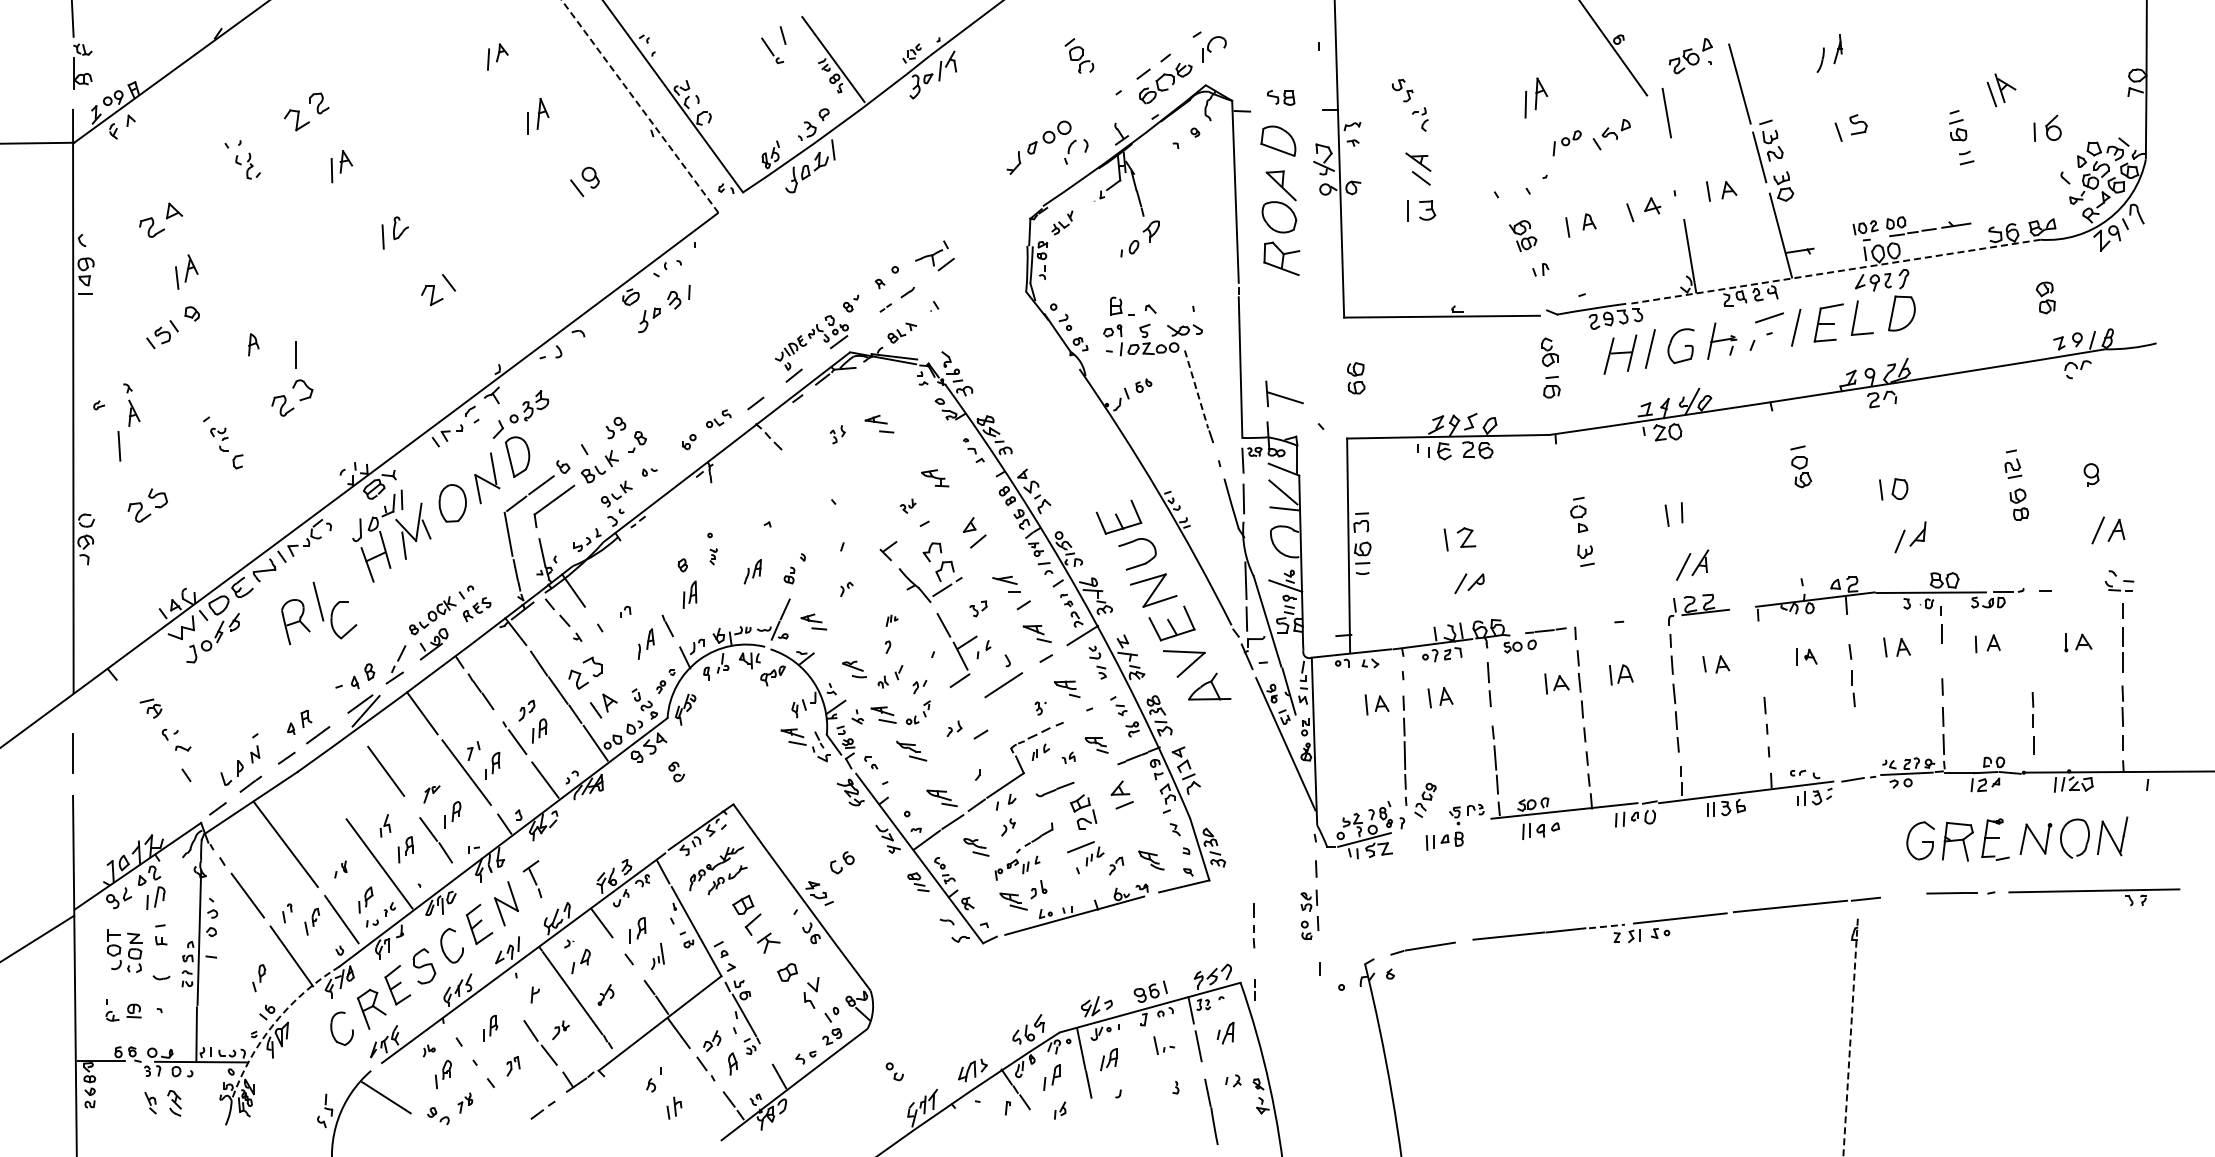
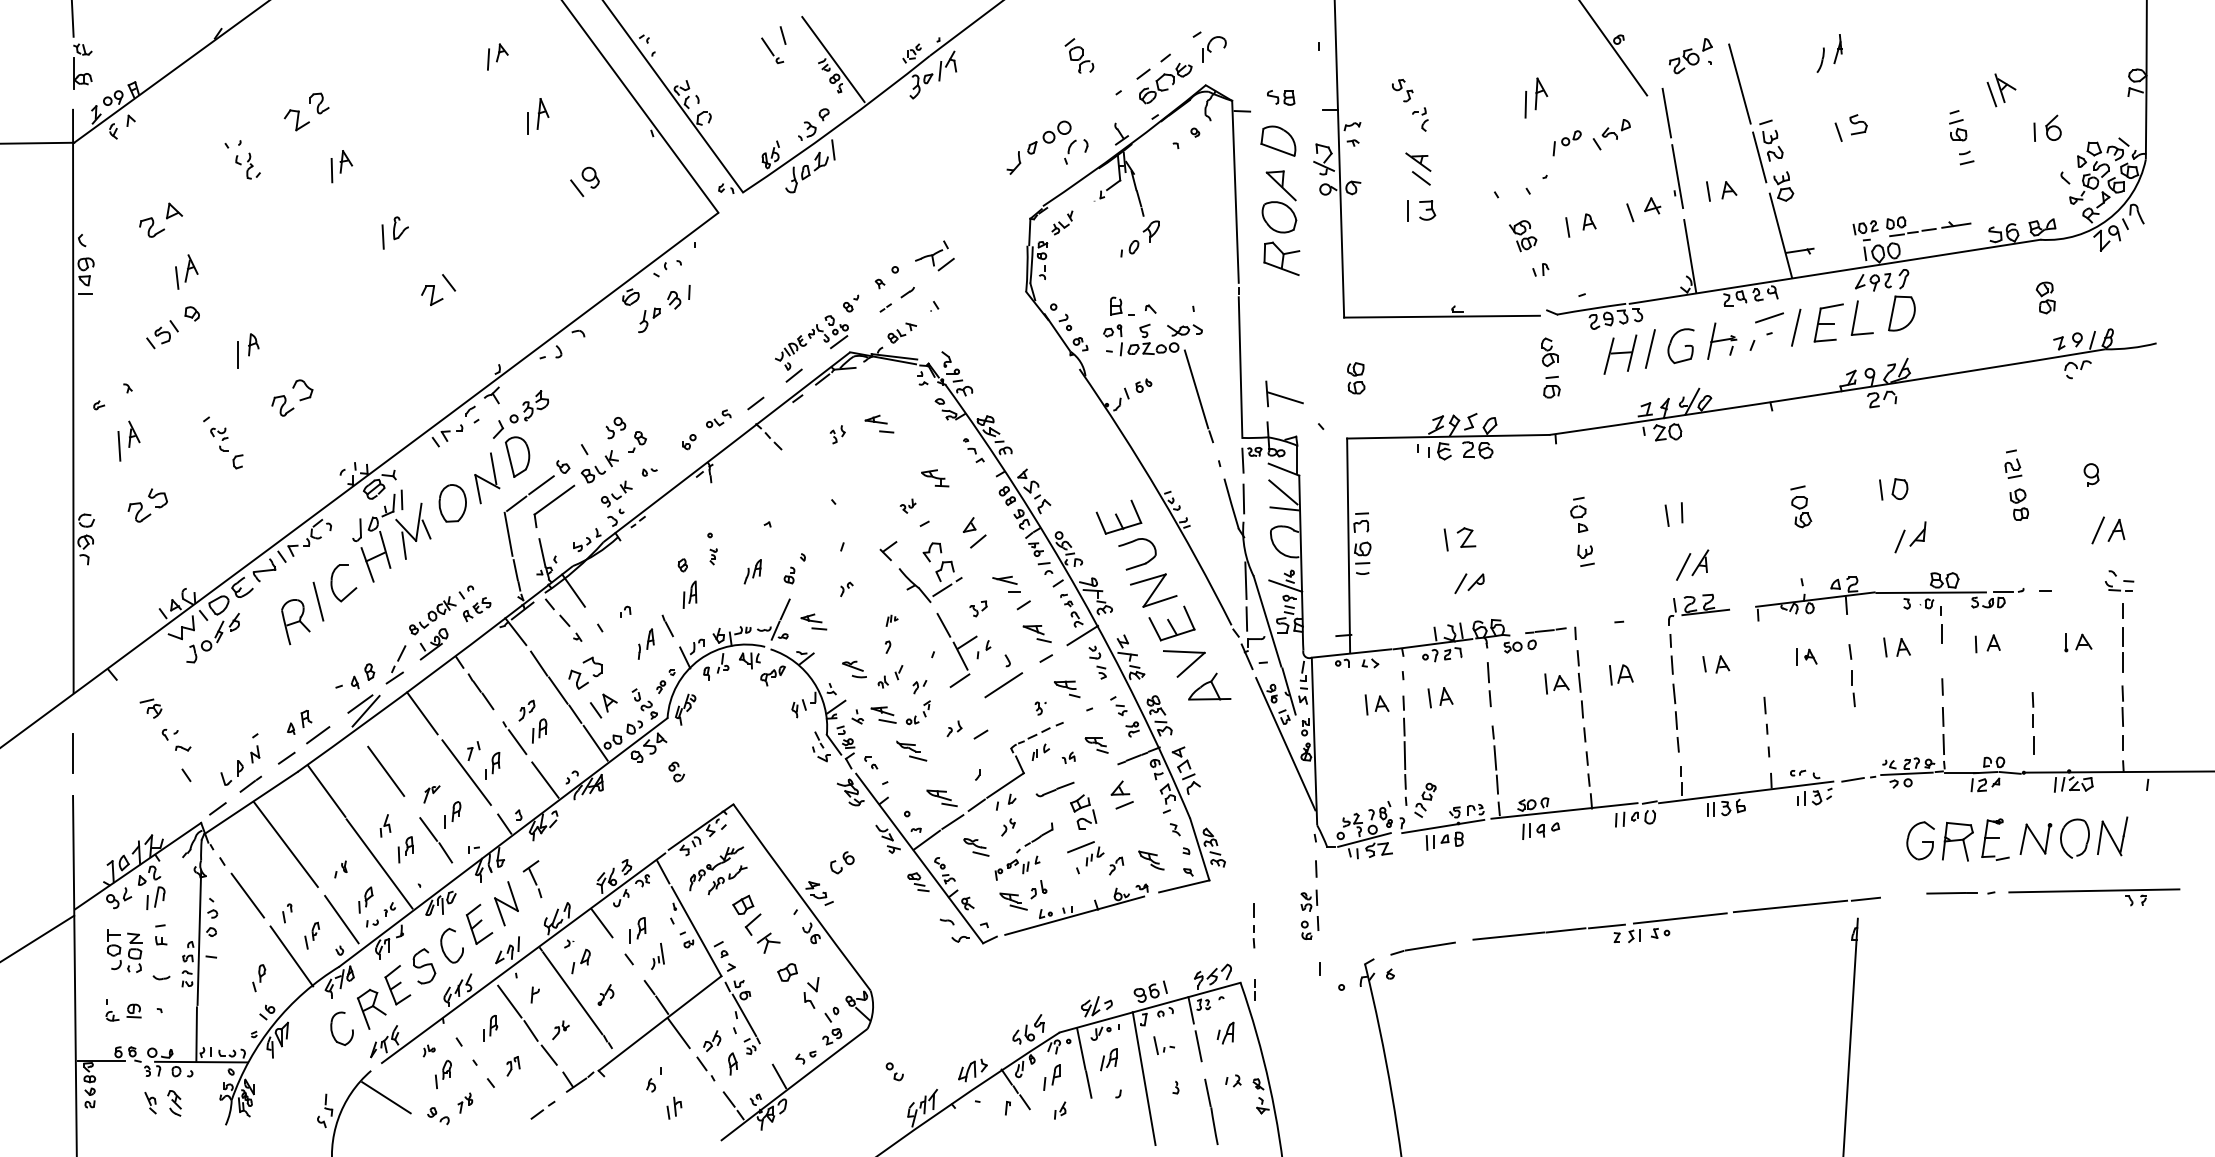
line: dashed -> solid (640, 106)
line: none -> present (1677, 176)
line: dashed -> solid (1835, 271)
line position: (295, 354) -> (237, 354) (237, 354)
line: dashed -> solid (1196, 389)
part position: (134, 412) -> (134, 433) (134, 433)
part position: (1801, 466) -> (1801, 506) (1801, 506)
part position: (349, 629) -> (349, 592) (349, 592)
part: present -> none (793, 736)
line: none -> present (326, 791)
line: none -> present (1443, 826)
part position: (312, 921) -> (312, 935) (312, 935)
line: dashed -> solid (1607, 926)
line: none -> present (509, 1001)
arc: dashed -> solid (274, 1024)
line: dashed -> solid (1850, 1038)
line: none -> present (1143, 1078)
